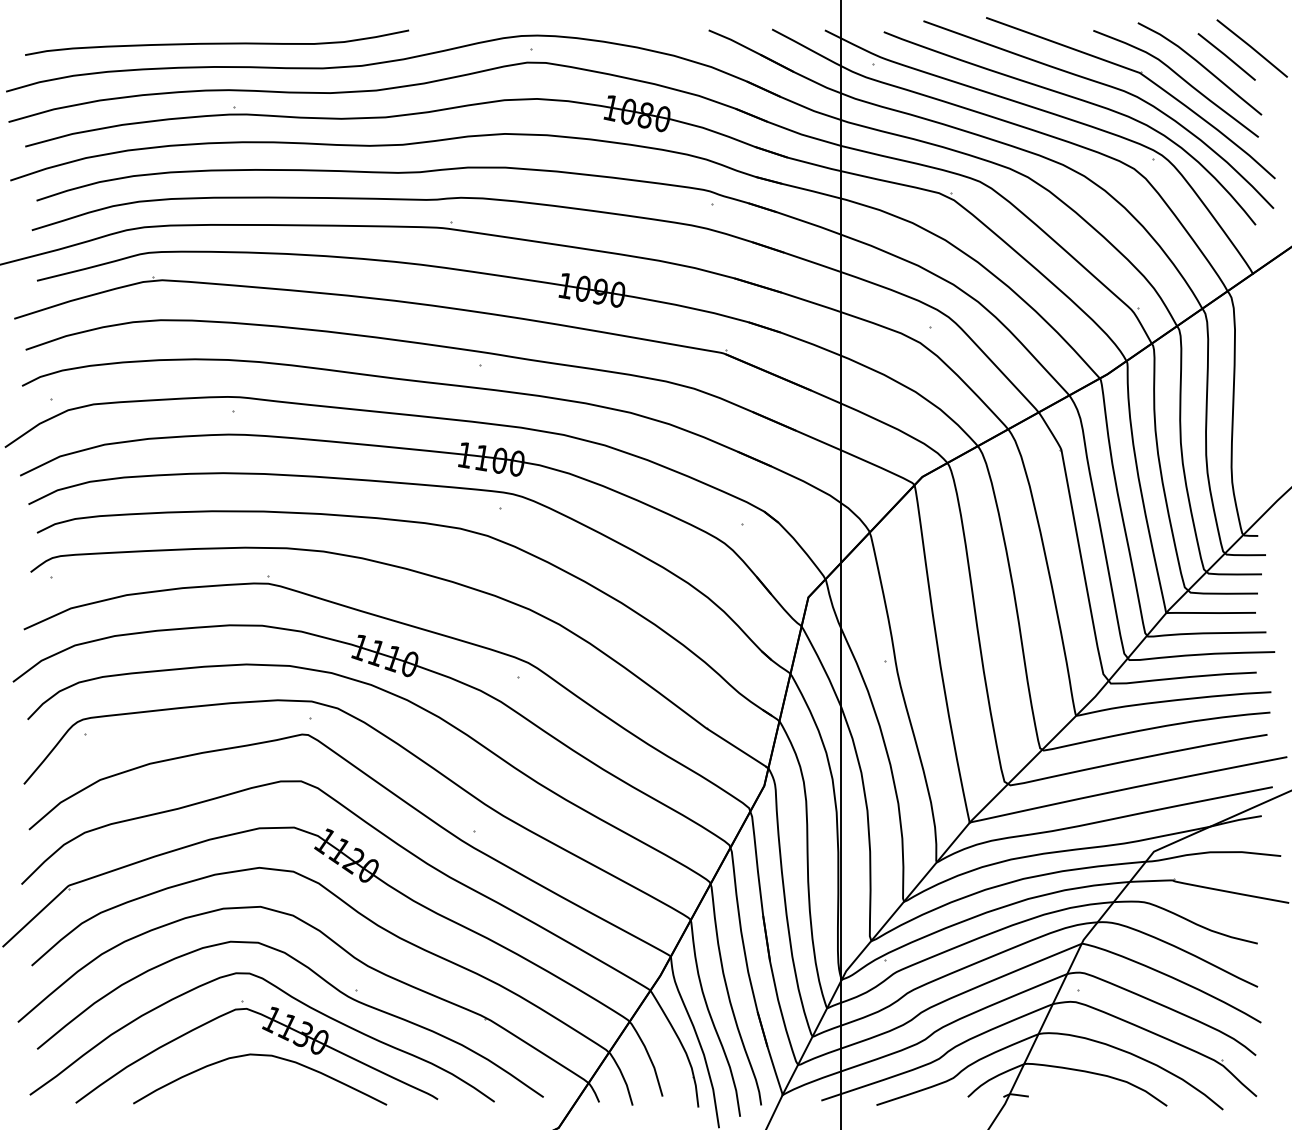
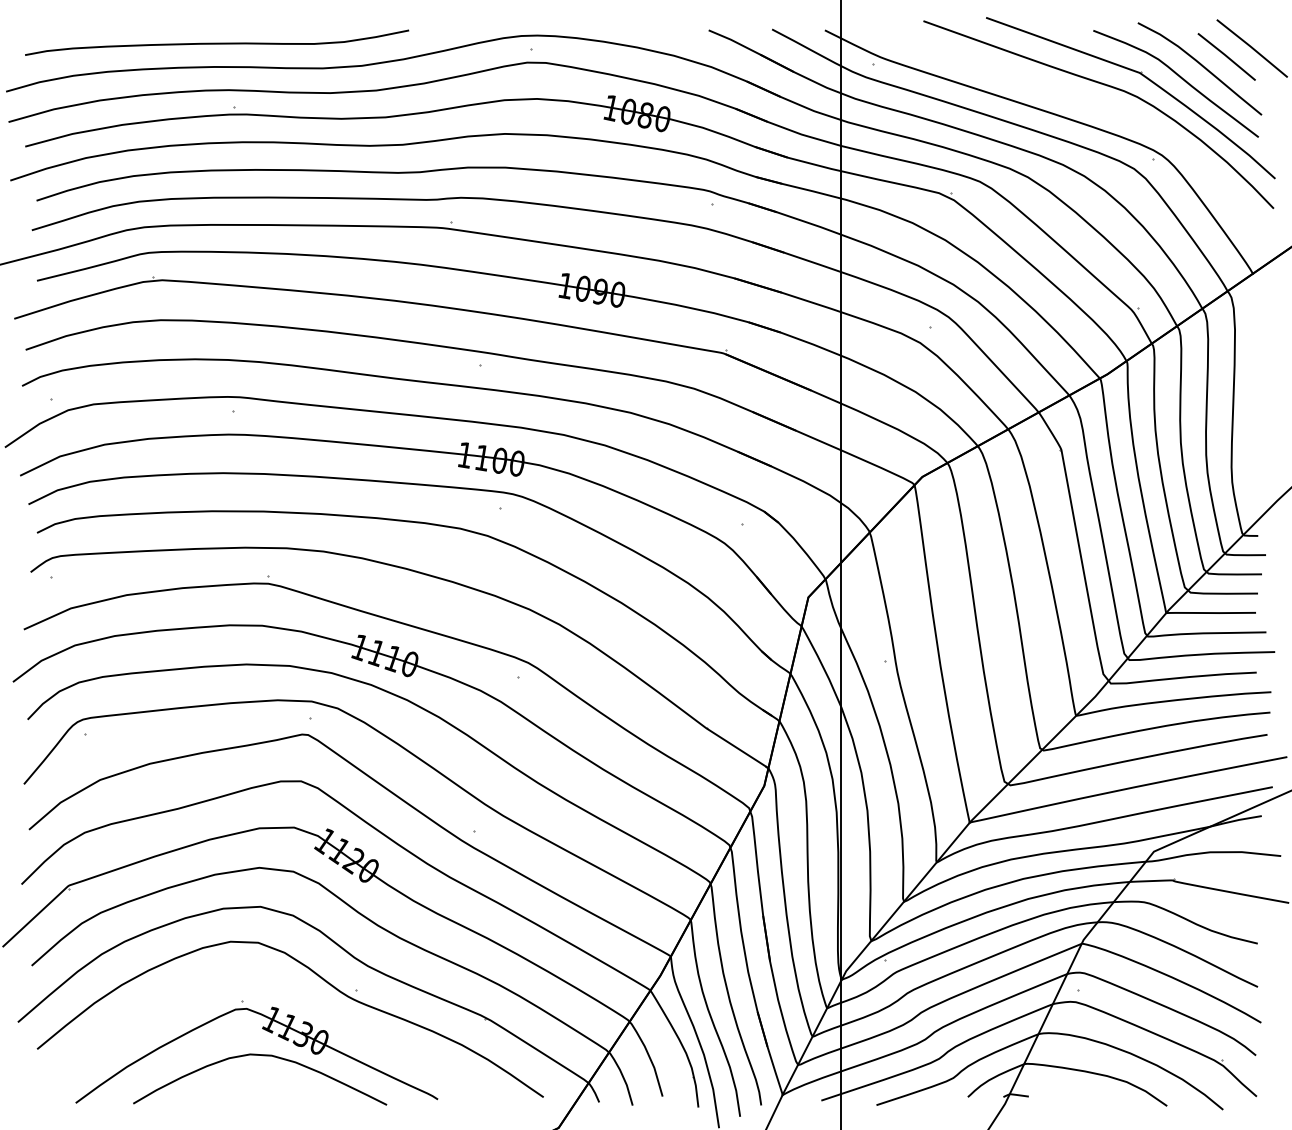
curve: present -> none (1079, 100)
curve: present -> none (287, 995)
